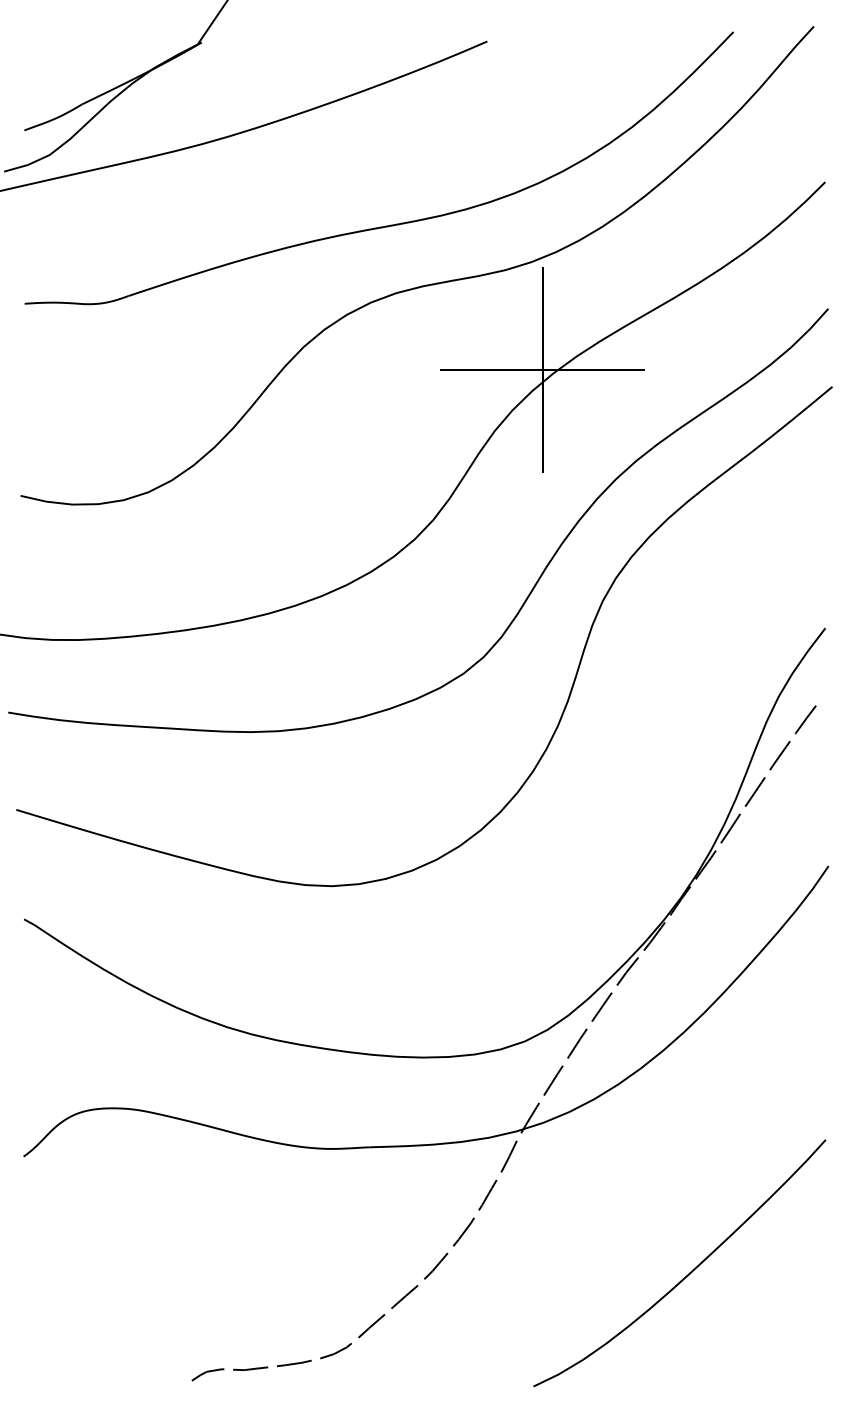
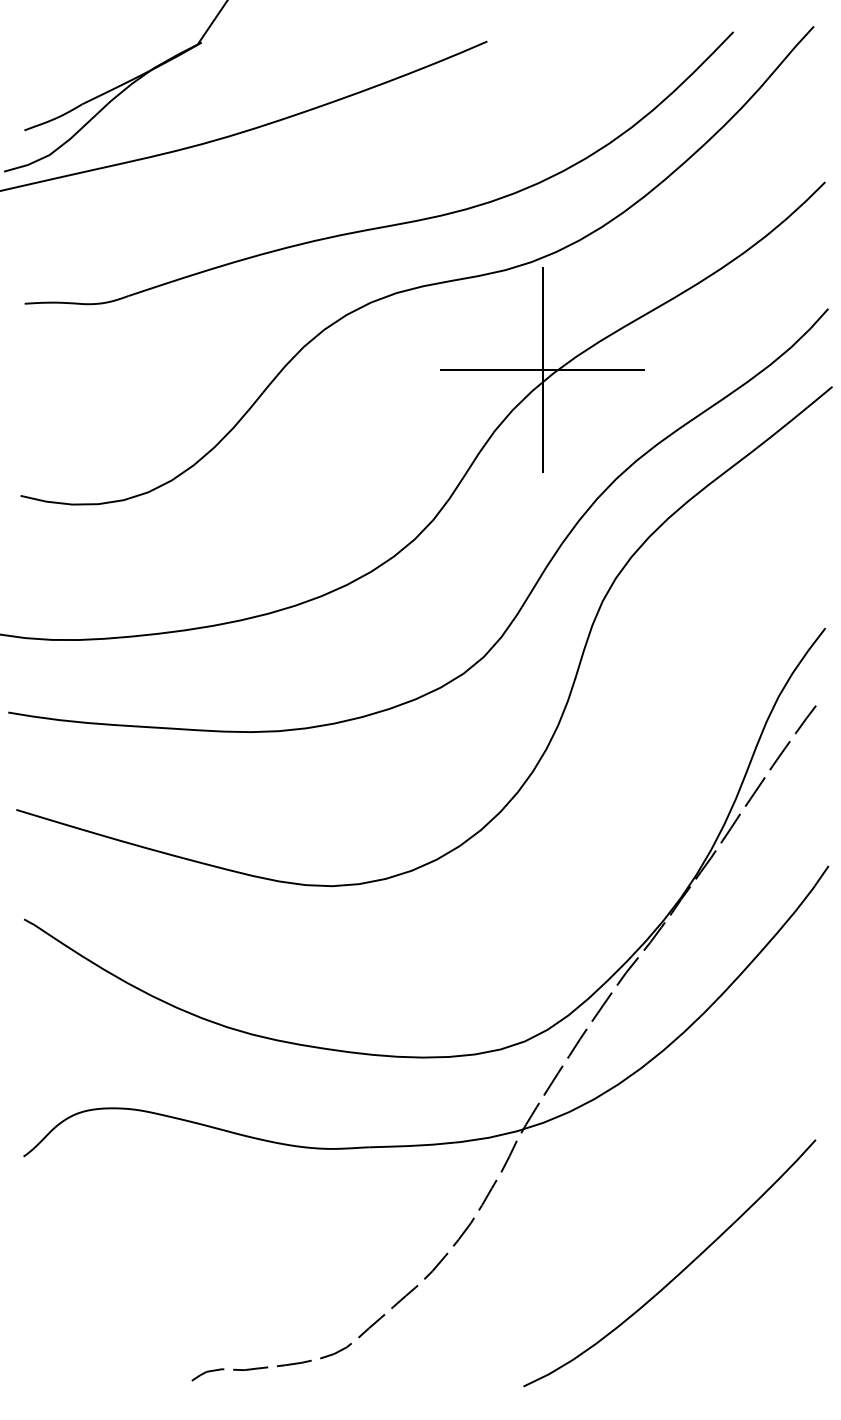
curve position: (689, 1272) -> (679, 1272) (679, 1272)
